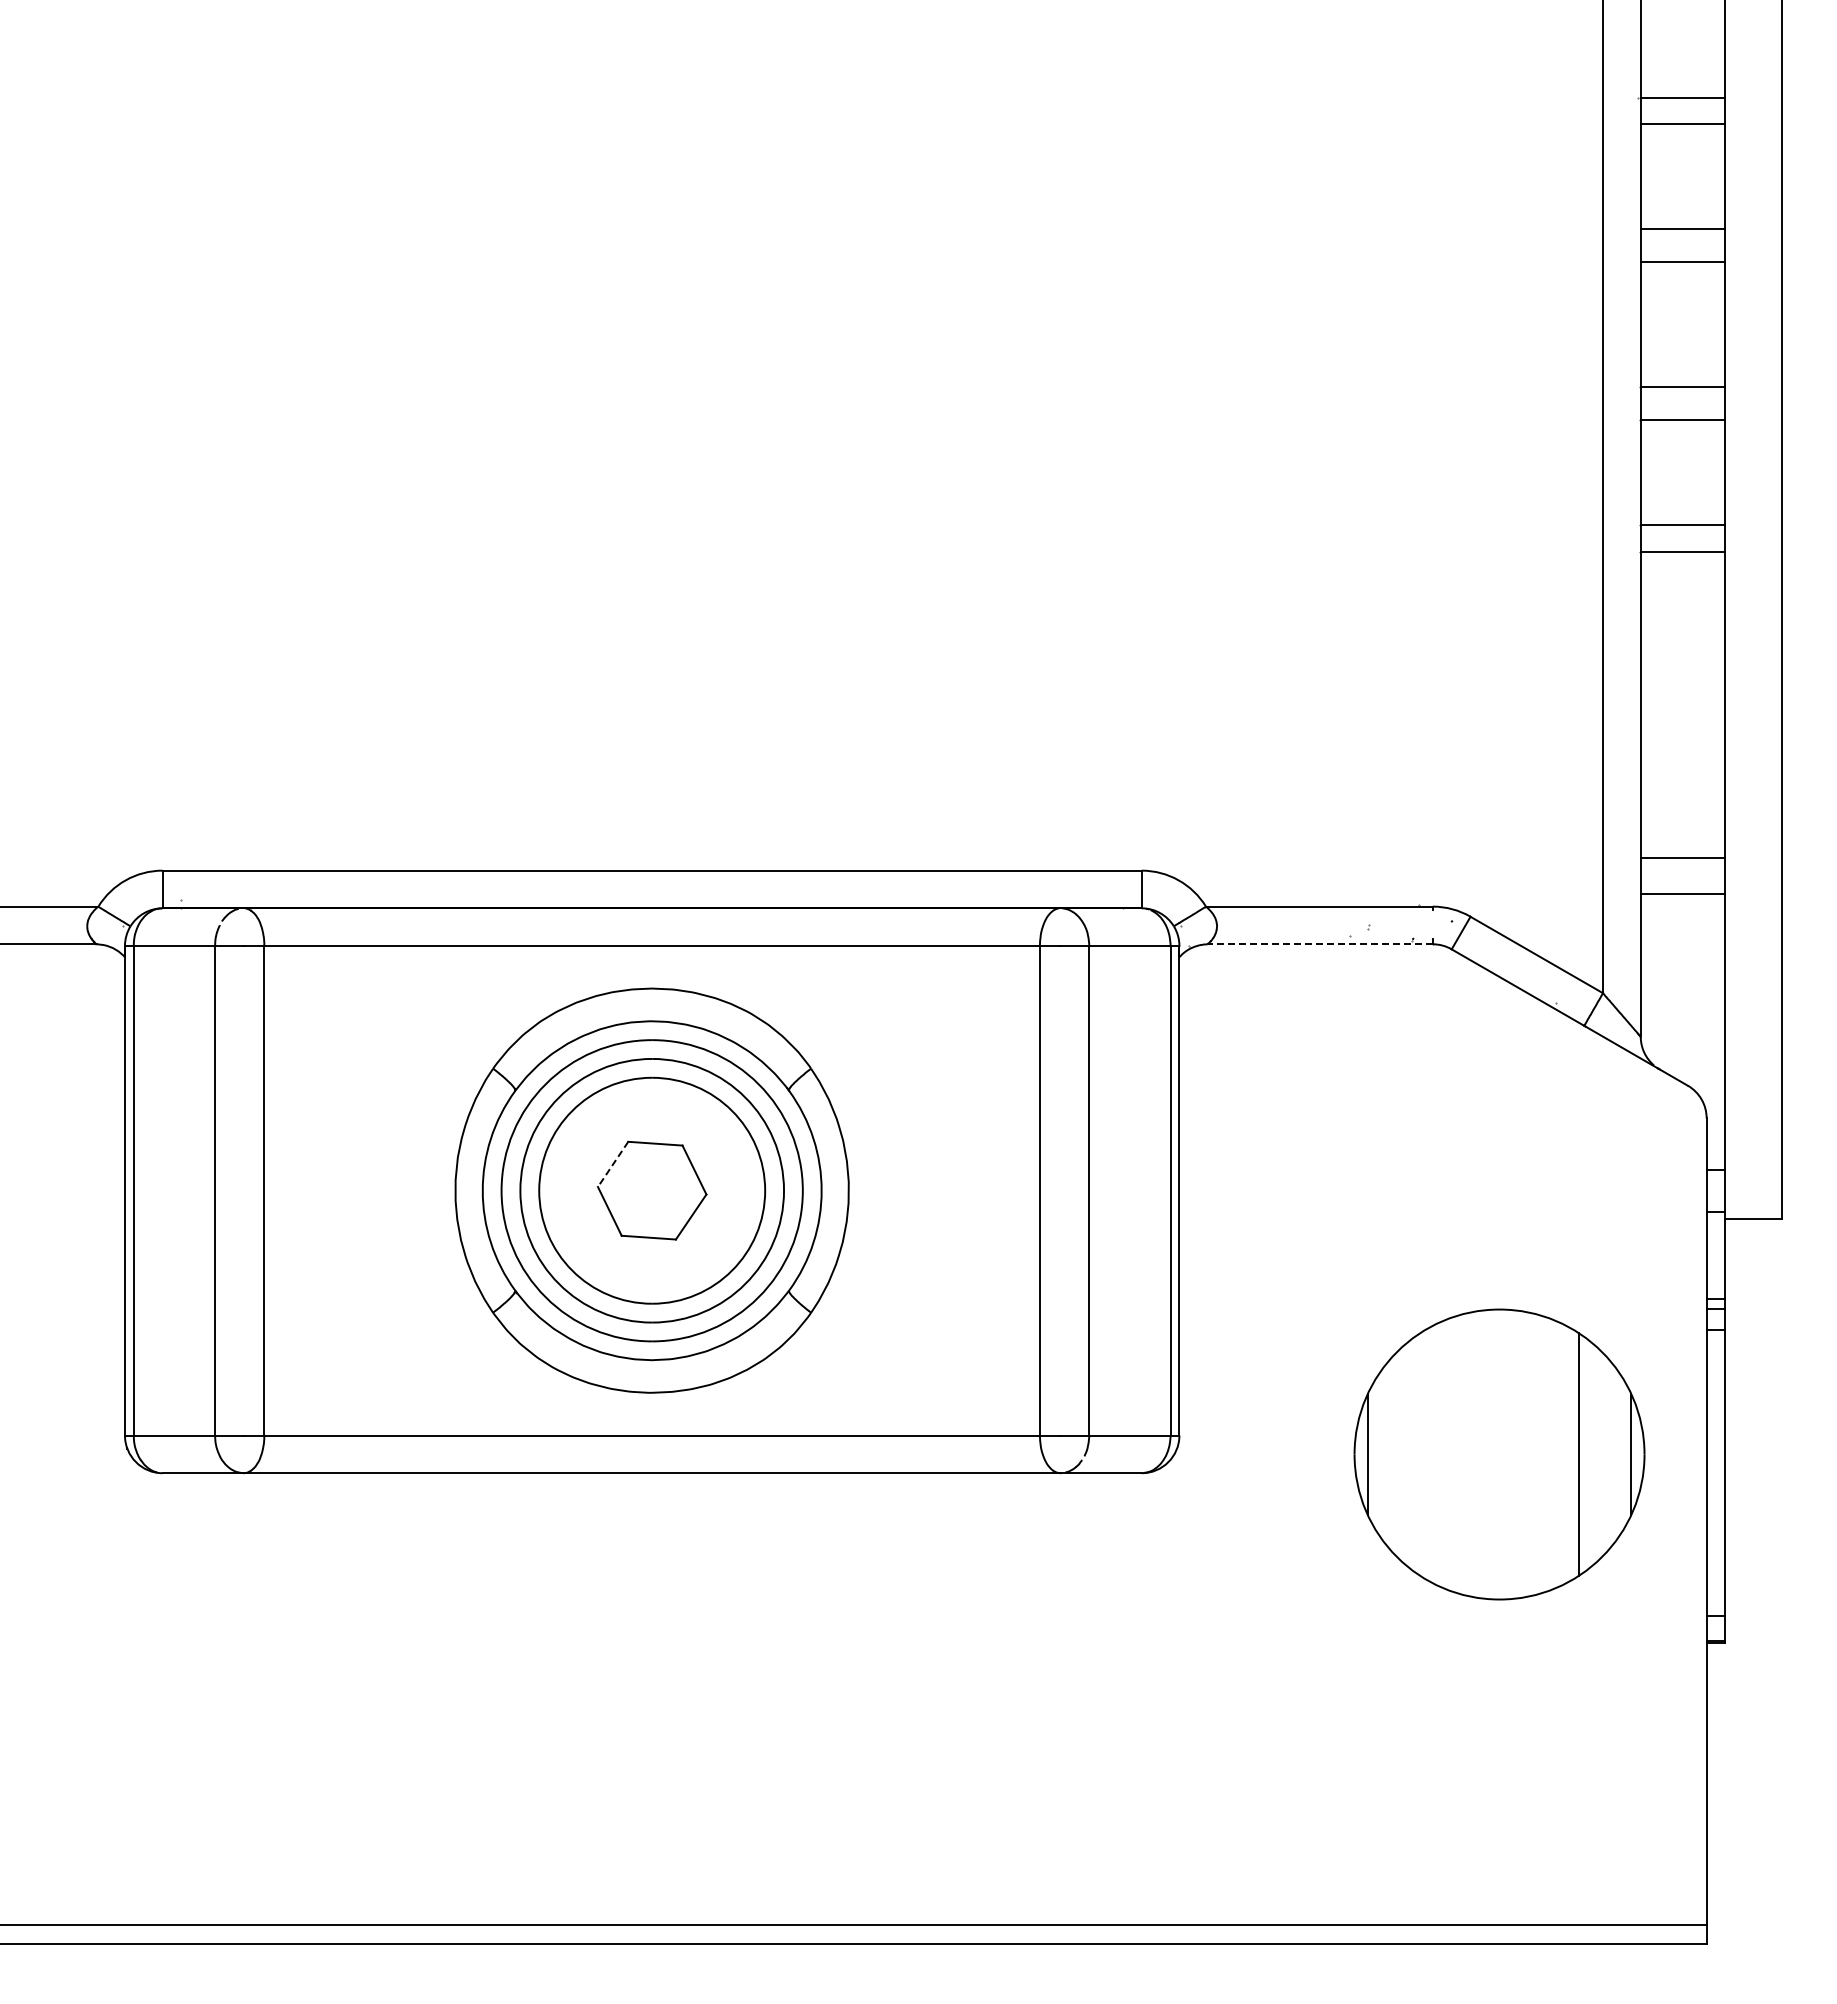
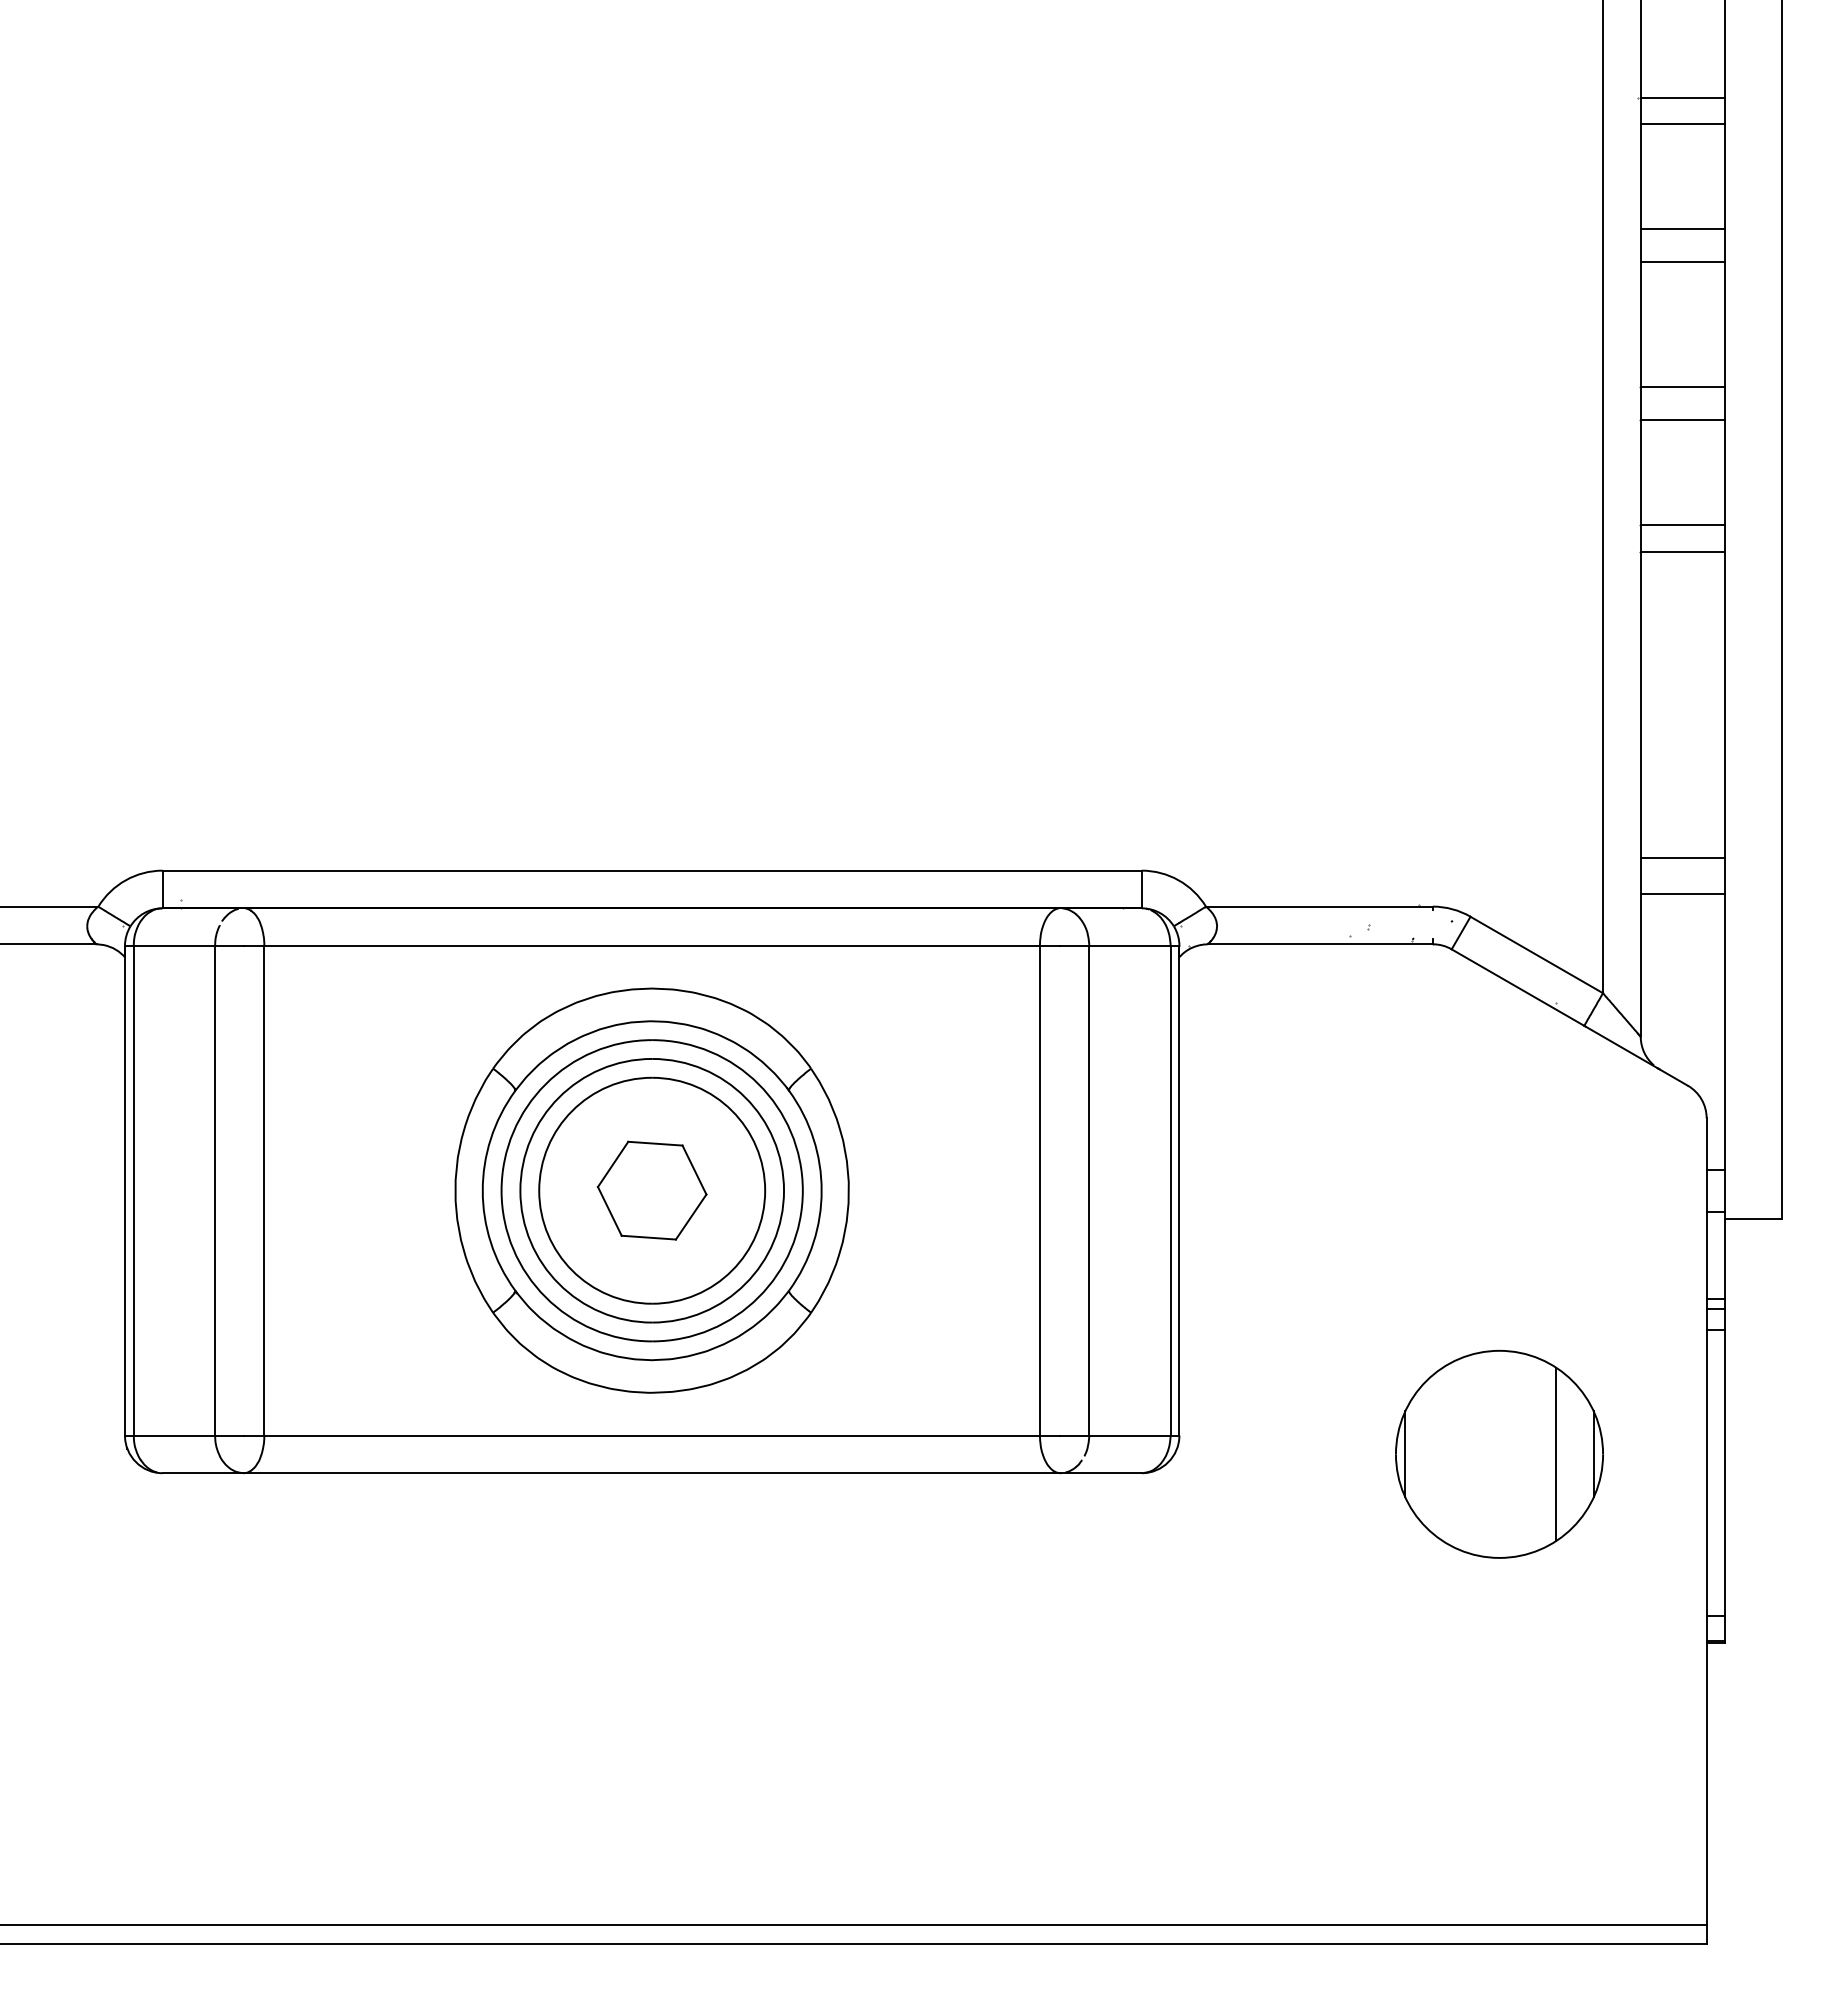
line: dashed -> solid (1320, 944)
line: dashed -> solid (612, 1164)
part size: 293x293 px -> 209x210 px (1499, 1453)
